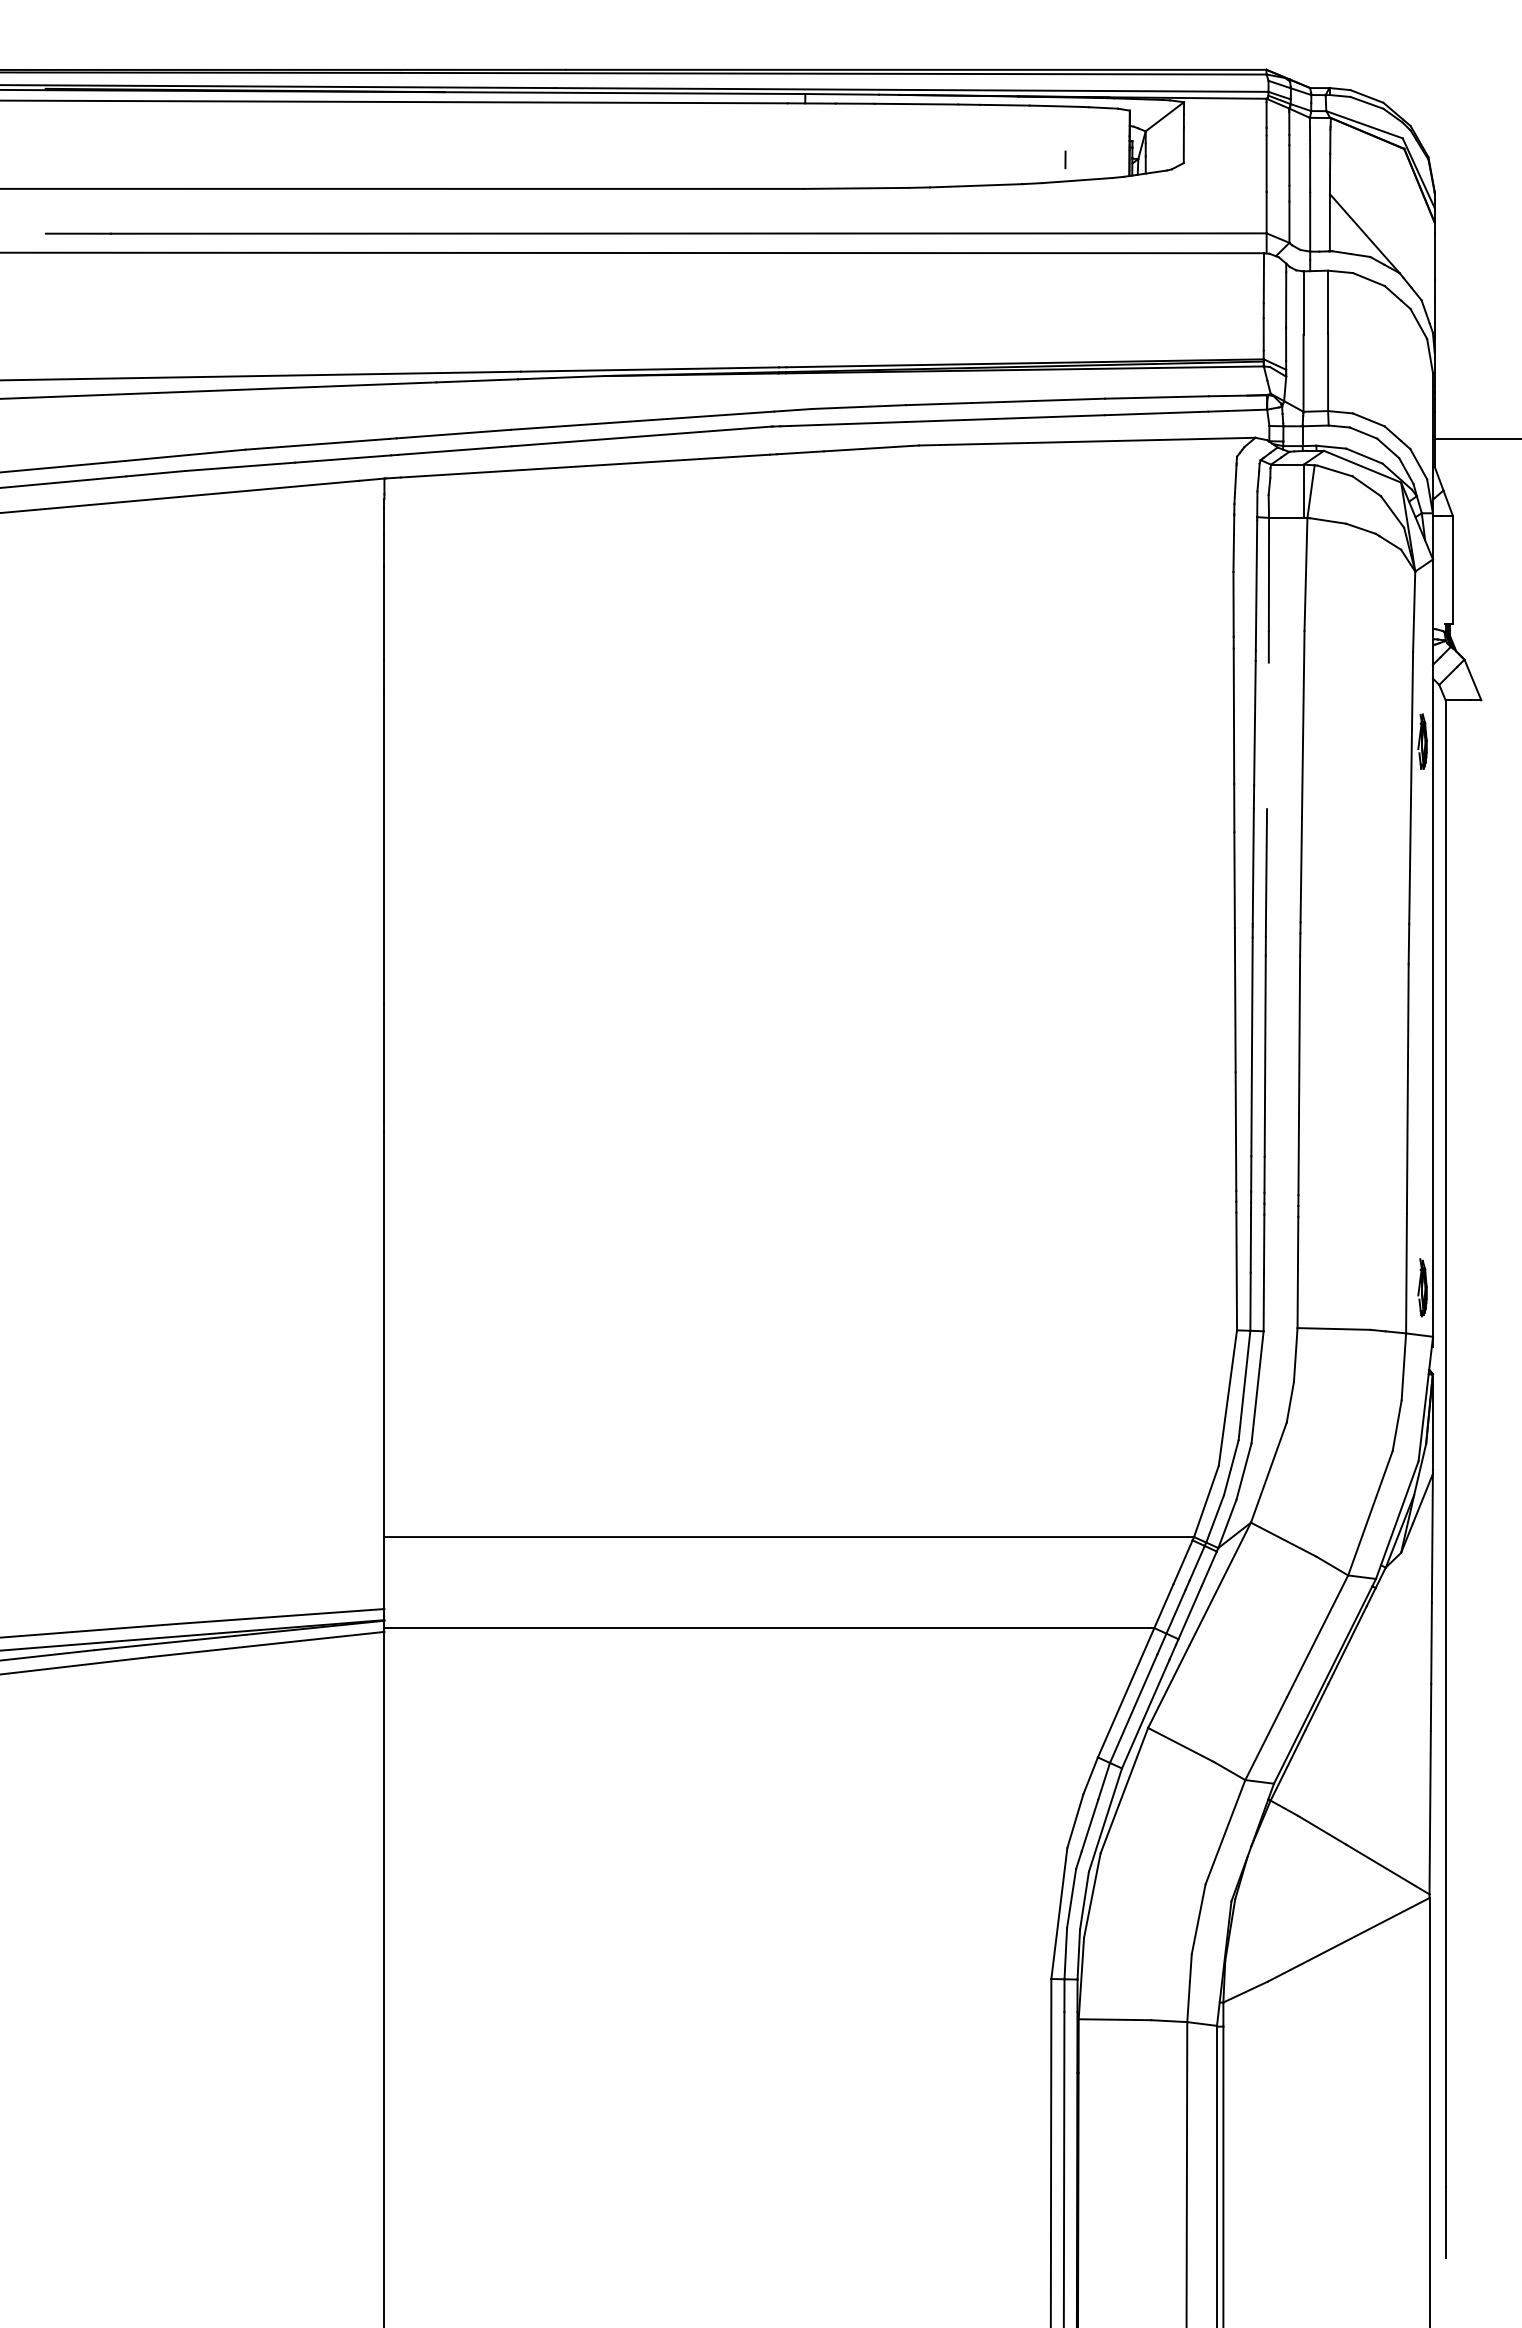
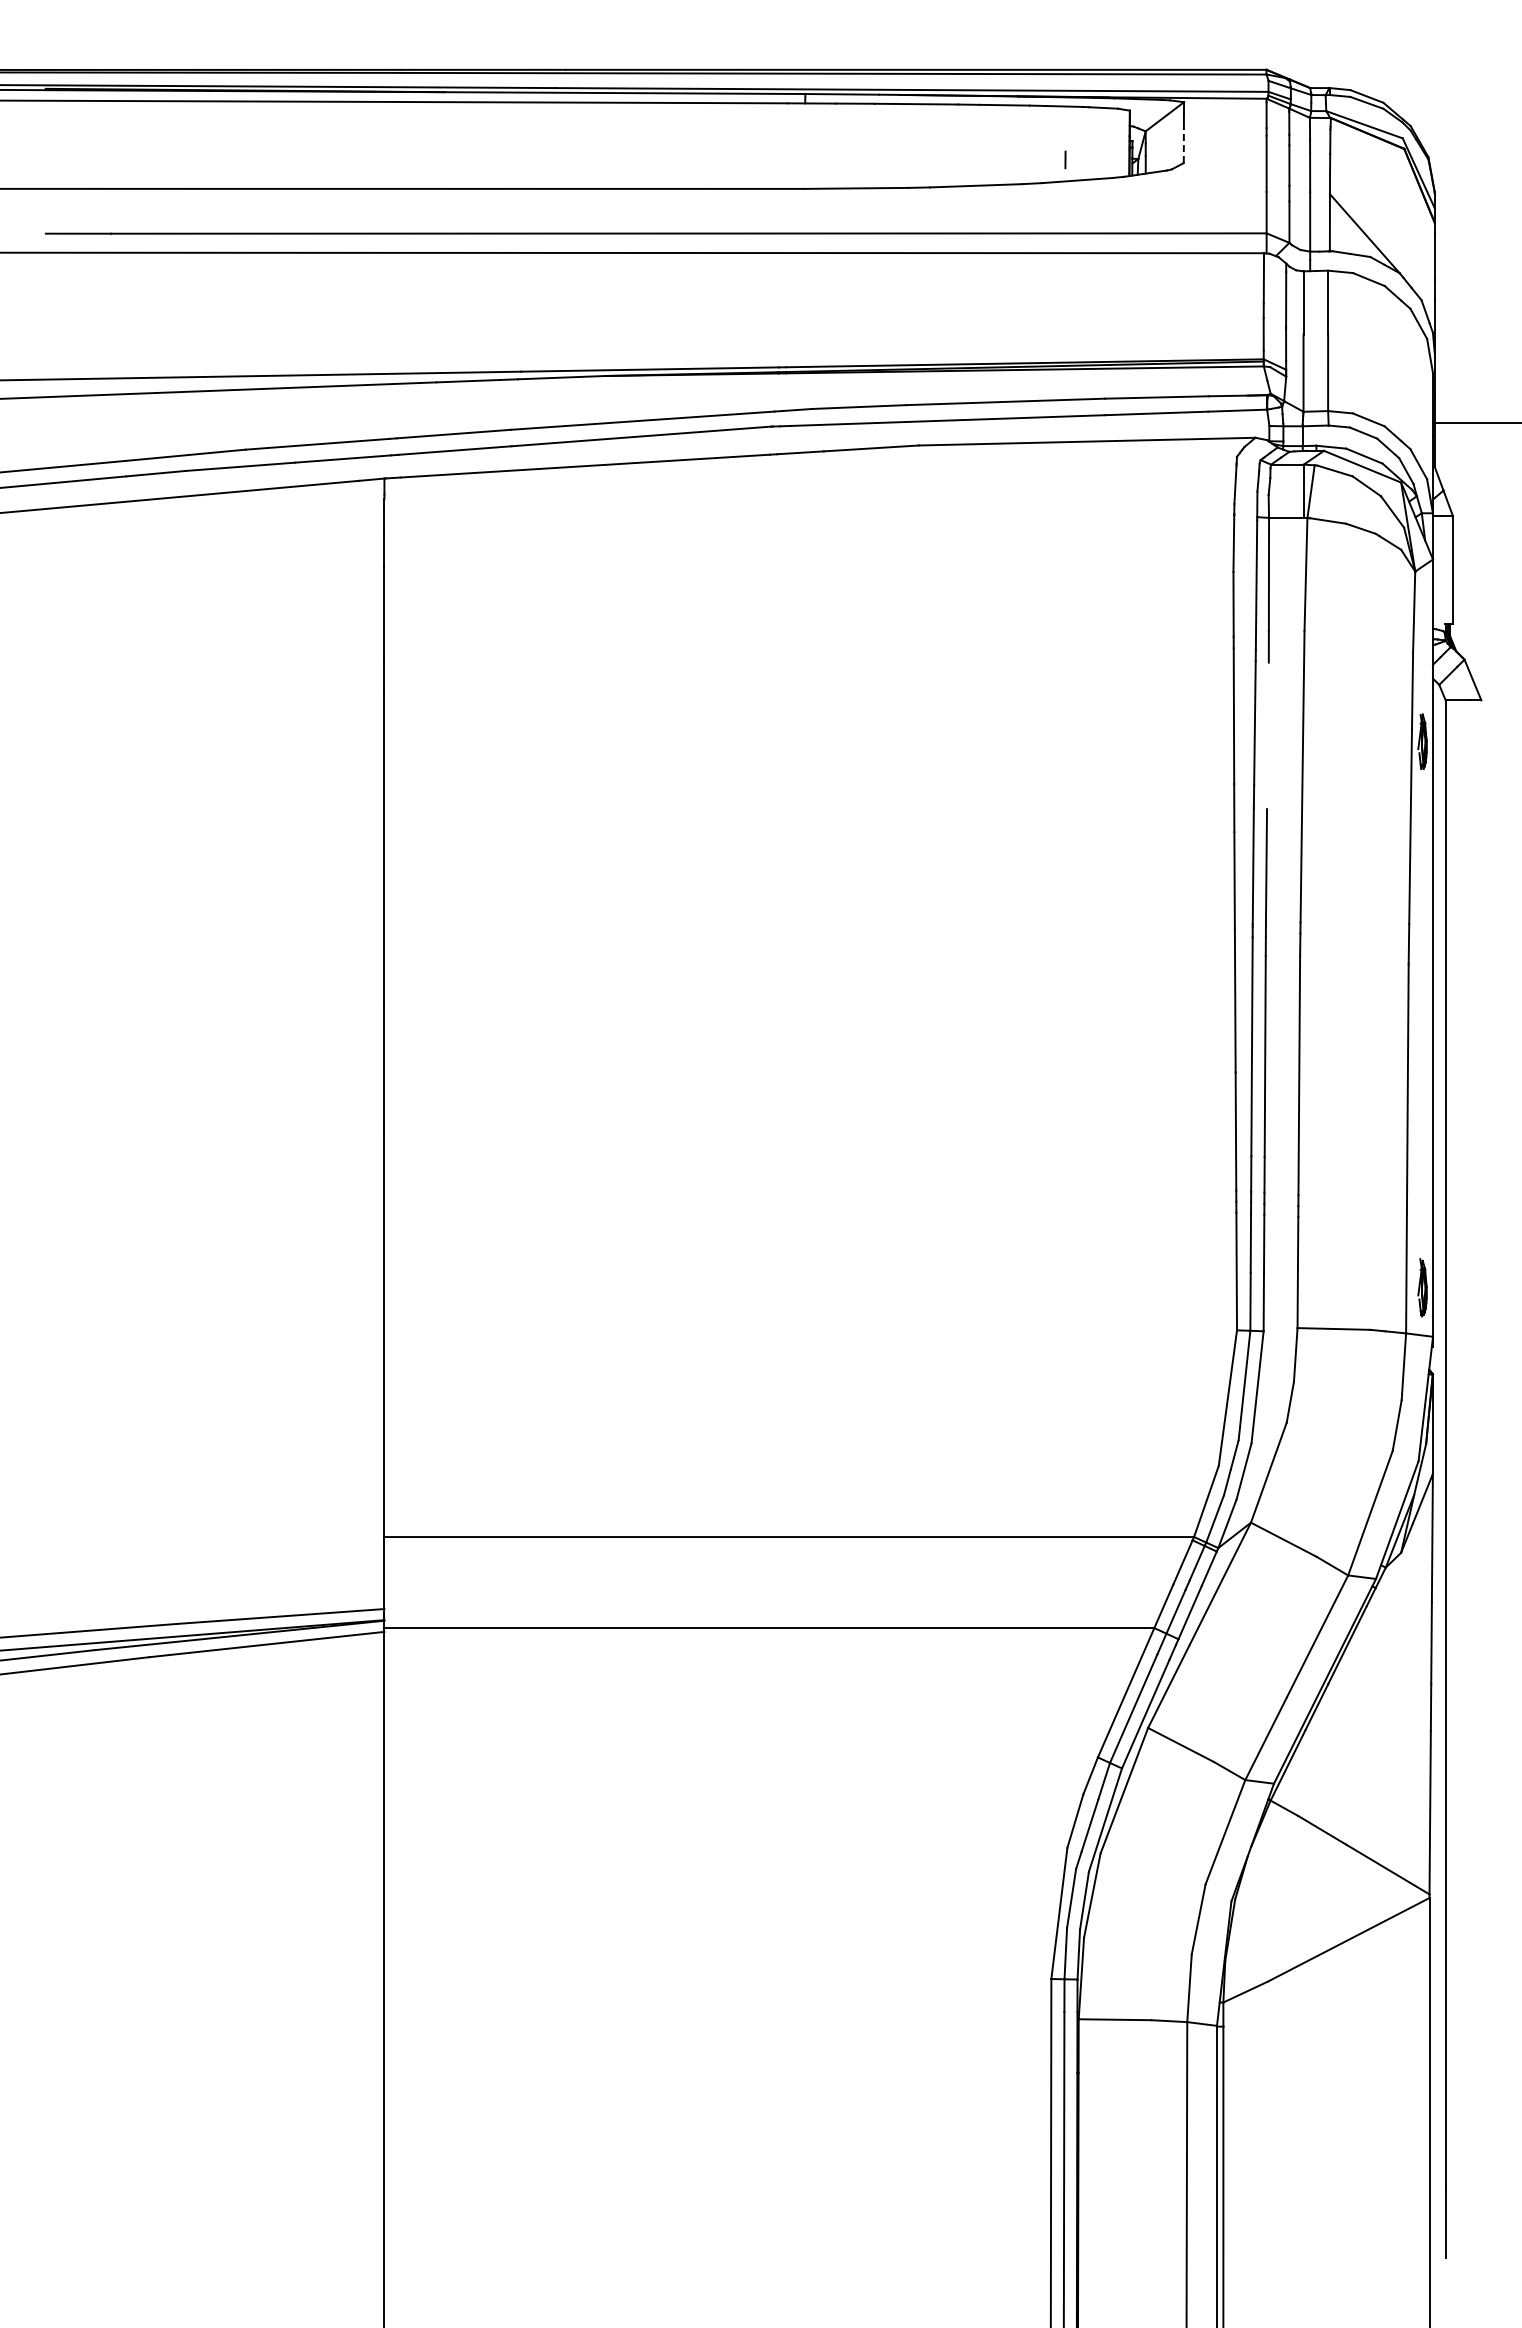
line: solid -> dashed (1183, 145)
line position: (1476, 439) -> (1476, 423) (1476, 423)
